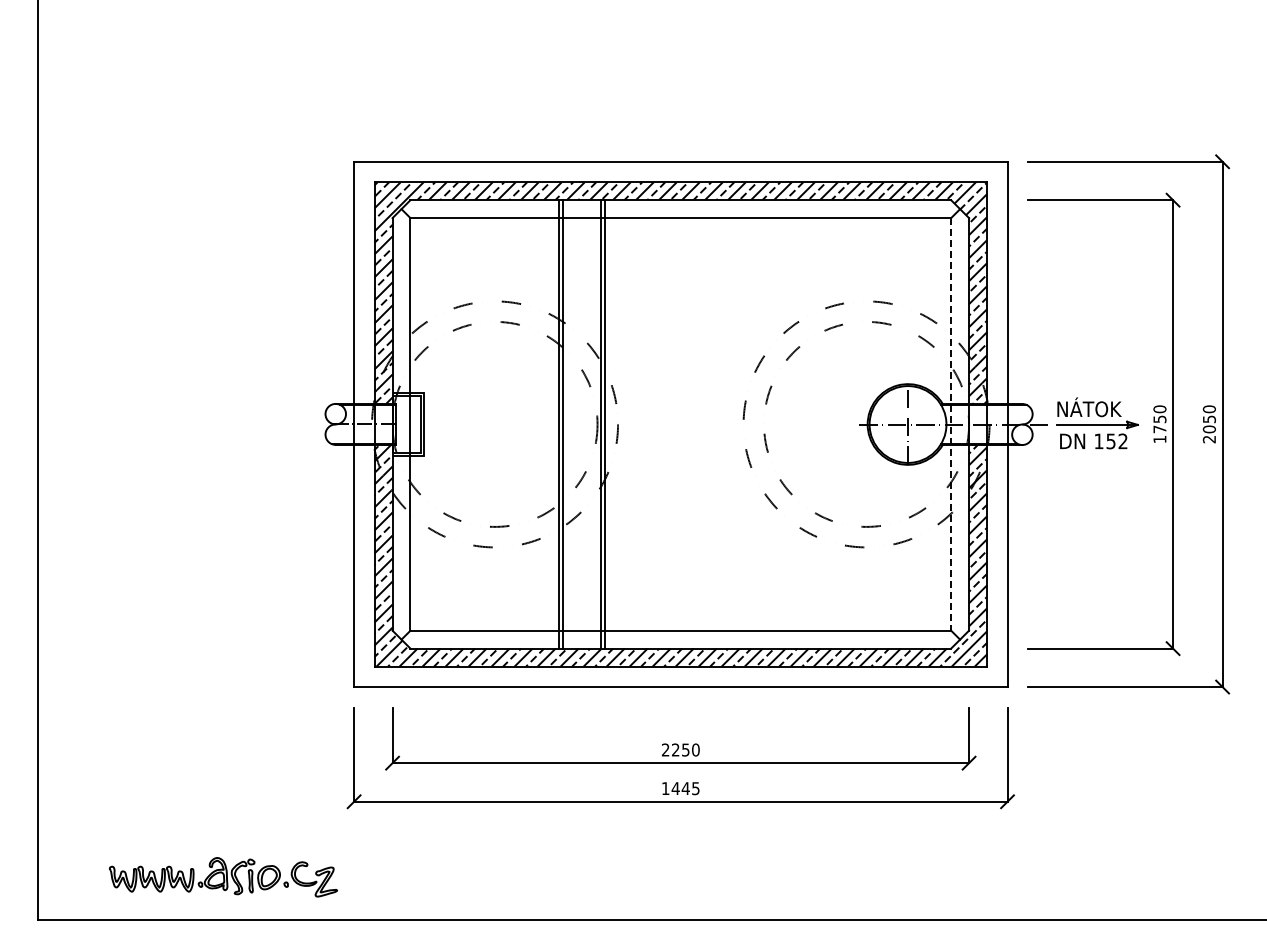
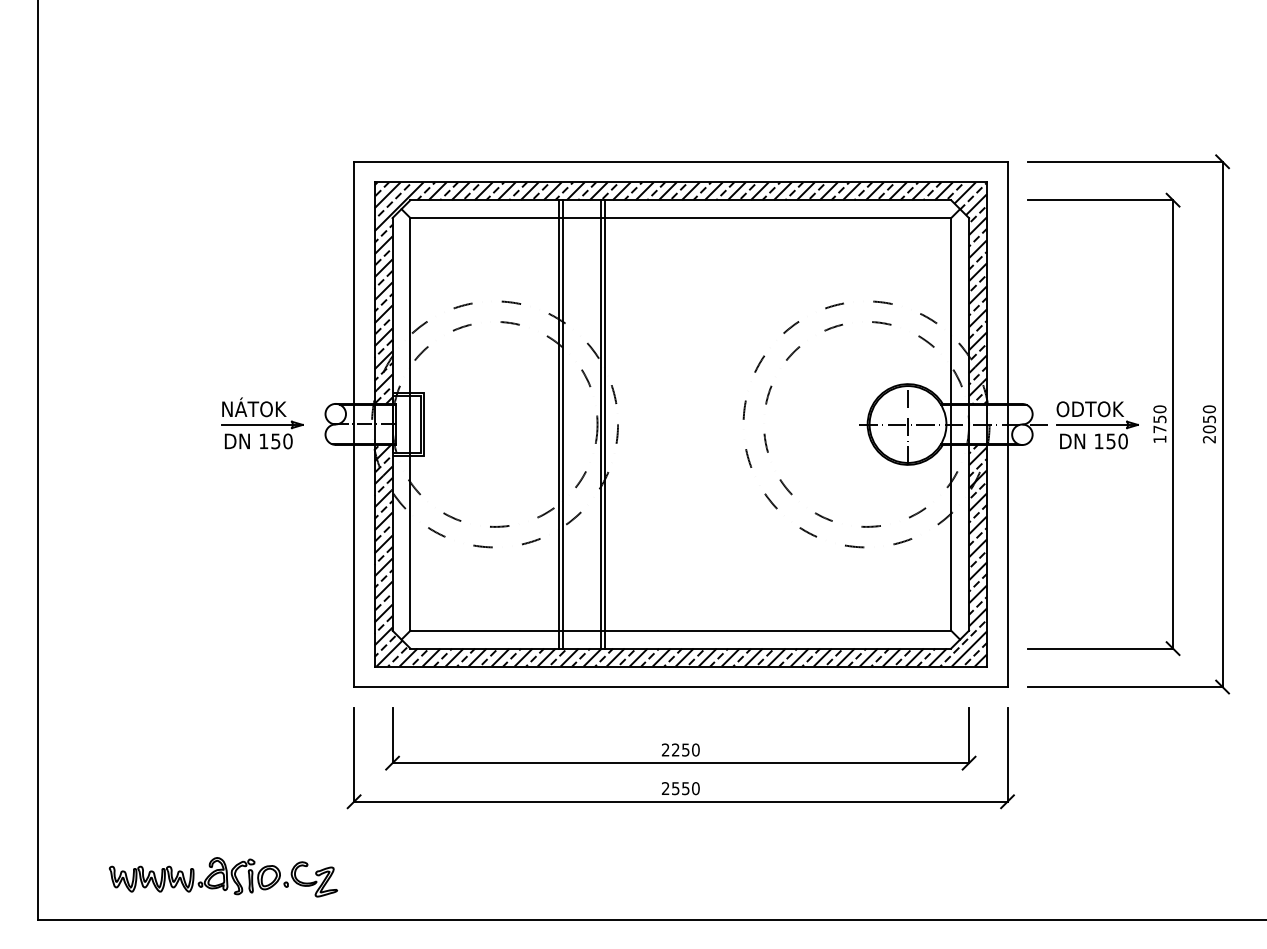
text: NÁTOK -> ODTOK (1090, 407)
part: none -> present (262, 423)
line: dashed -> solid (951, 424)
text: 152 -> 150 (1122, 441)
text: 1445 -> 2550 (680, 788)
